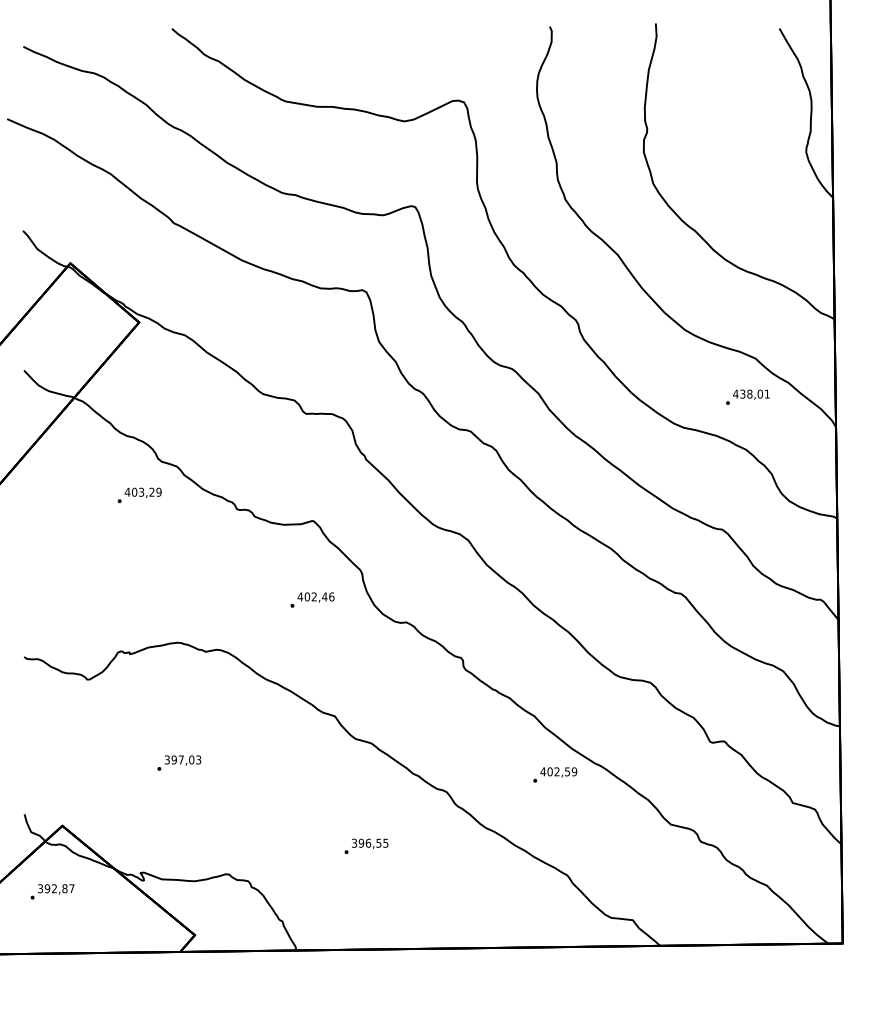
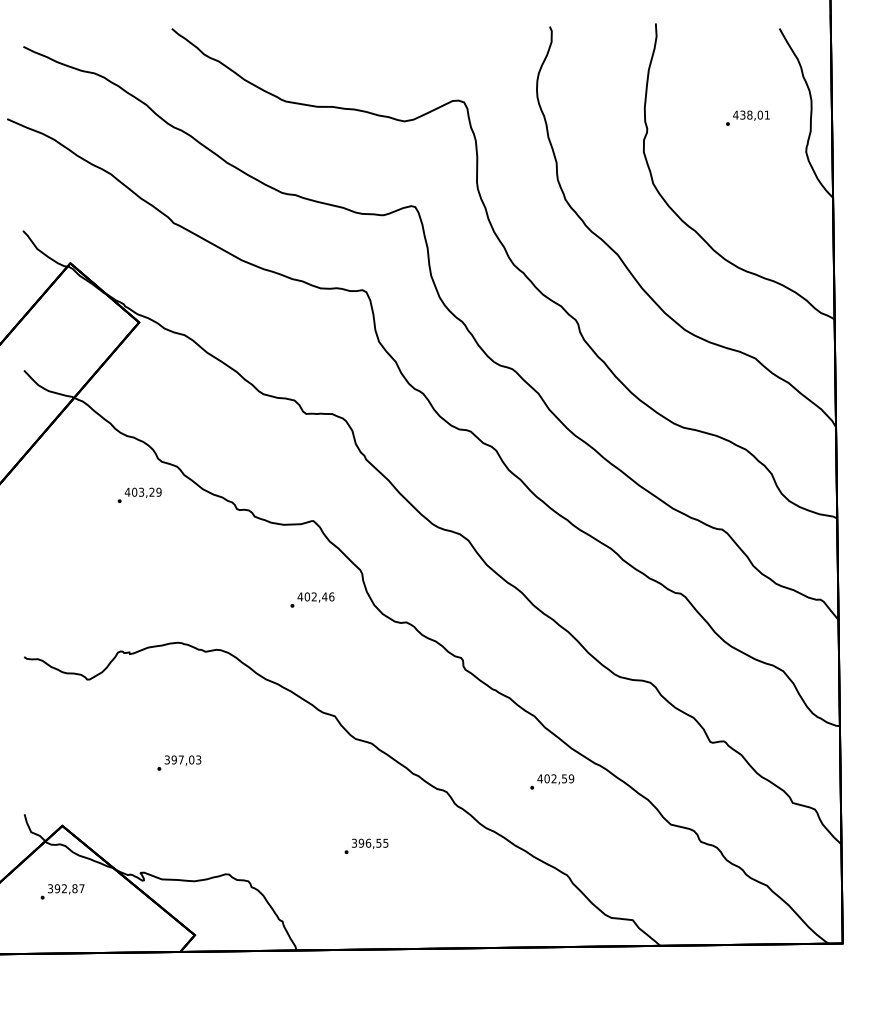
text position: (747, 396) -> (747, 117) (747, 117)
text position: (555, 774) -> (552, 781) (552, 781)
text position: (52, 891) -> (62, 891) (62, 891)
